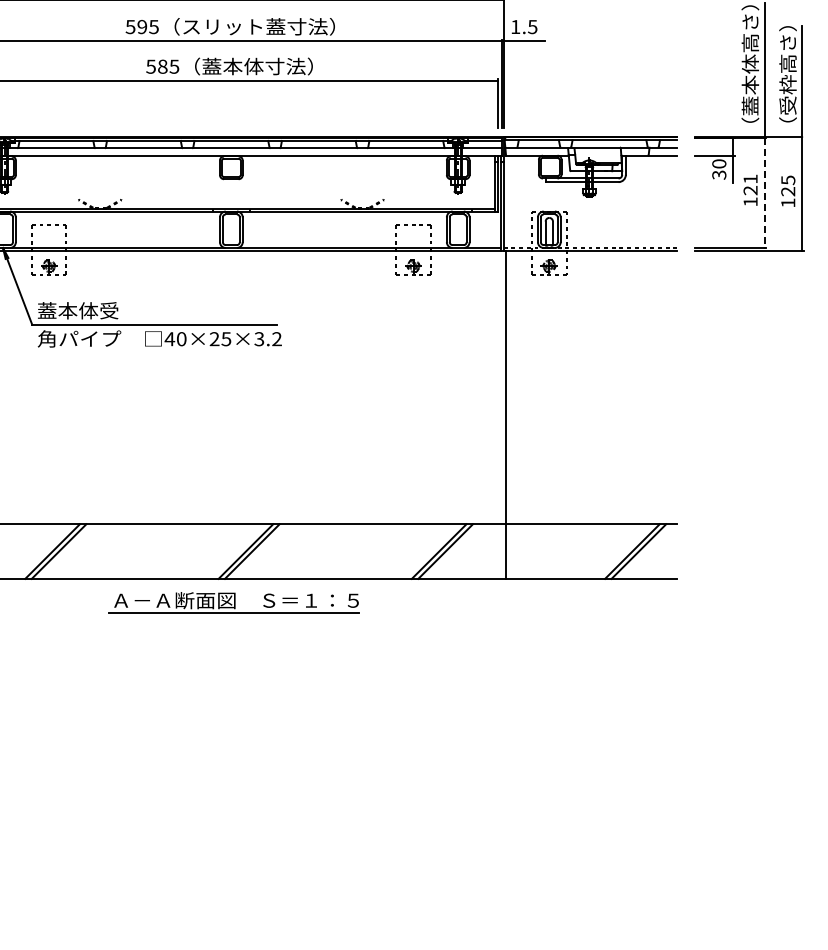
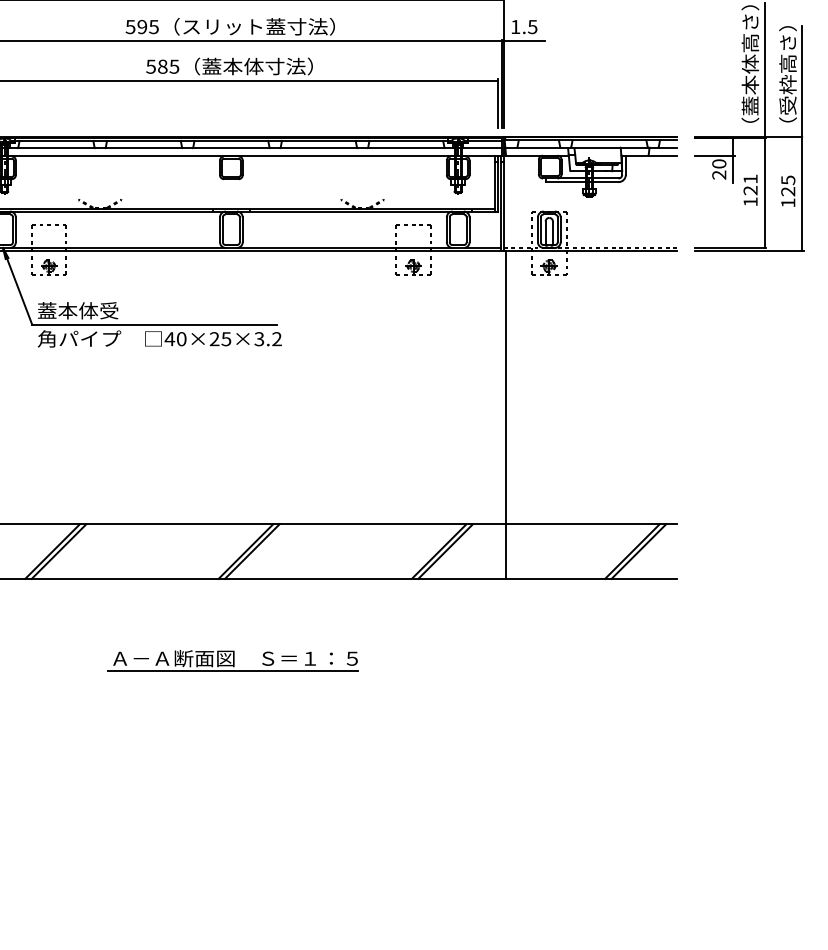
text: 30 -> 20 (719, 174)
line: dashed -> solid (764, 193)
part position: (233, 602) -> (232, 660) (232, 660)
